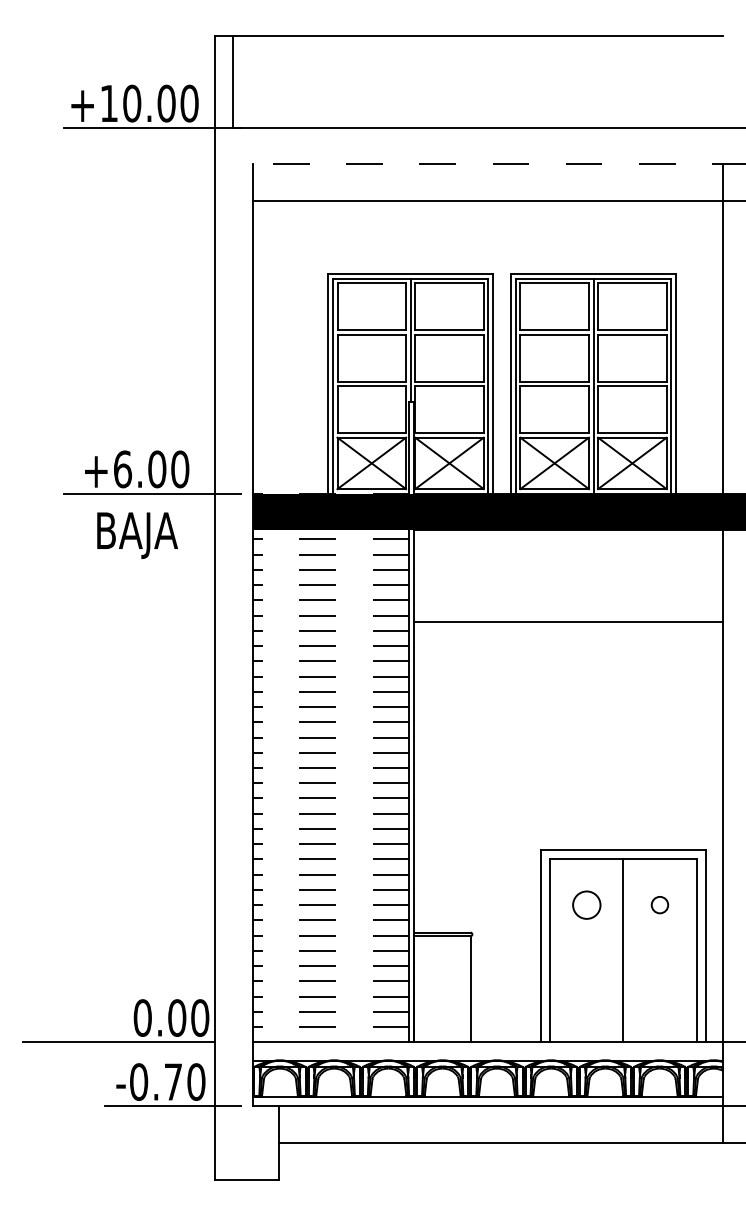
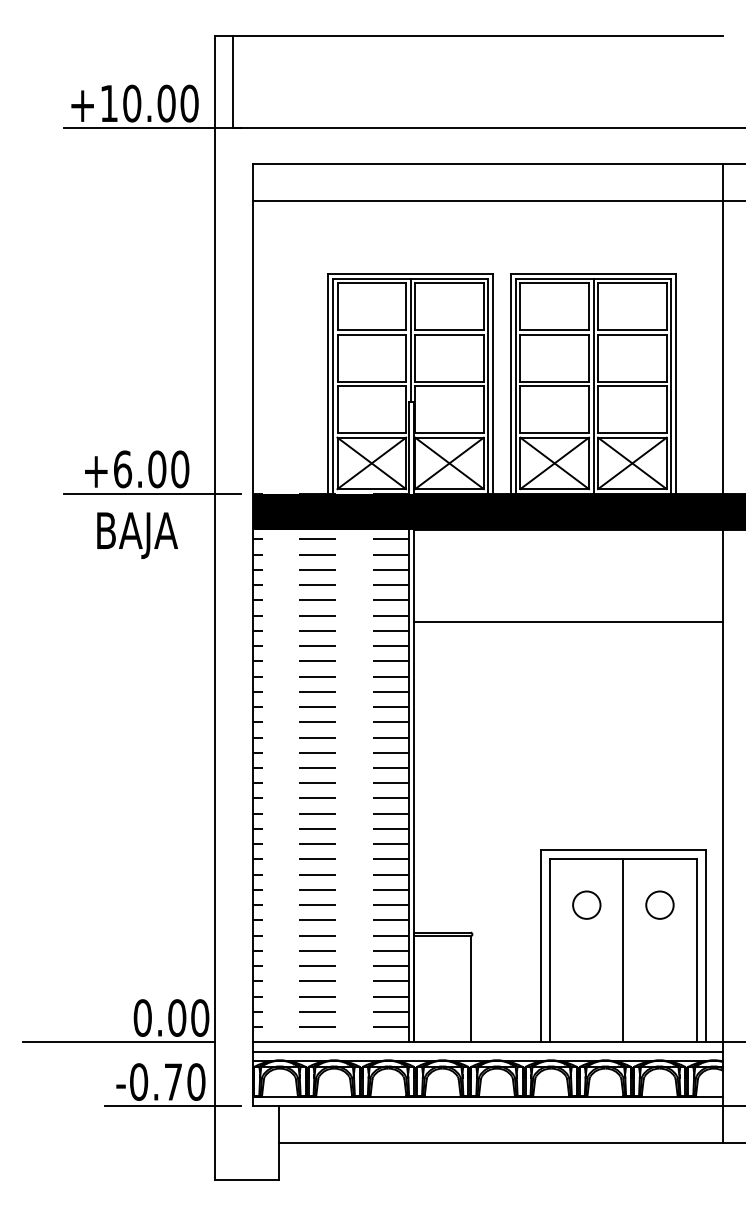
line: dashed -> solid (498, 164)
circle size: 20x19 px -> 30x30 px (659, 904)
line: none -> present (487, 1051)
